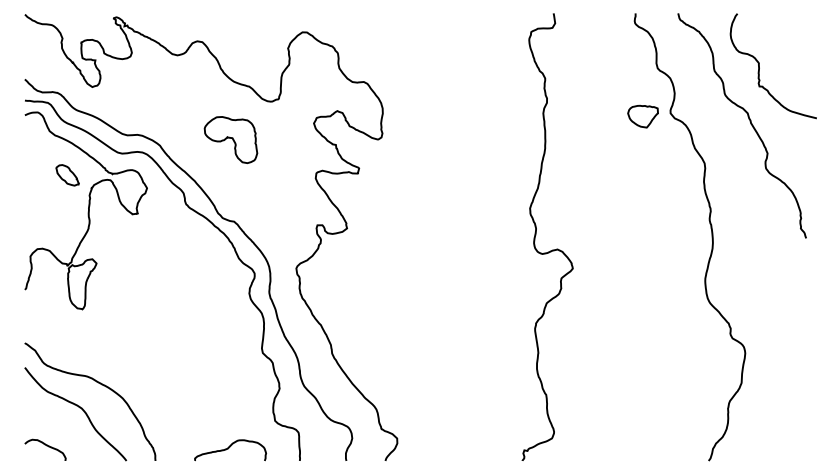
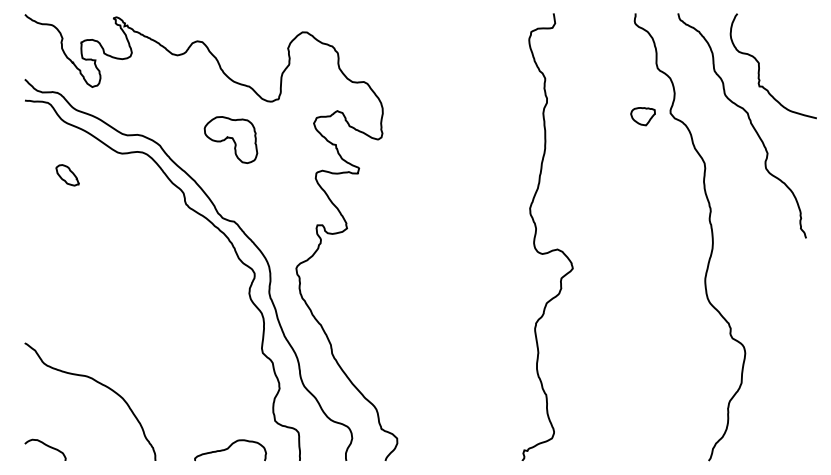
part size: 32x25 px -> 26x20 px (642, 116)
part: present -> none (85, 210)
curve: present -> none (79, 408)
